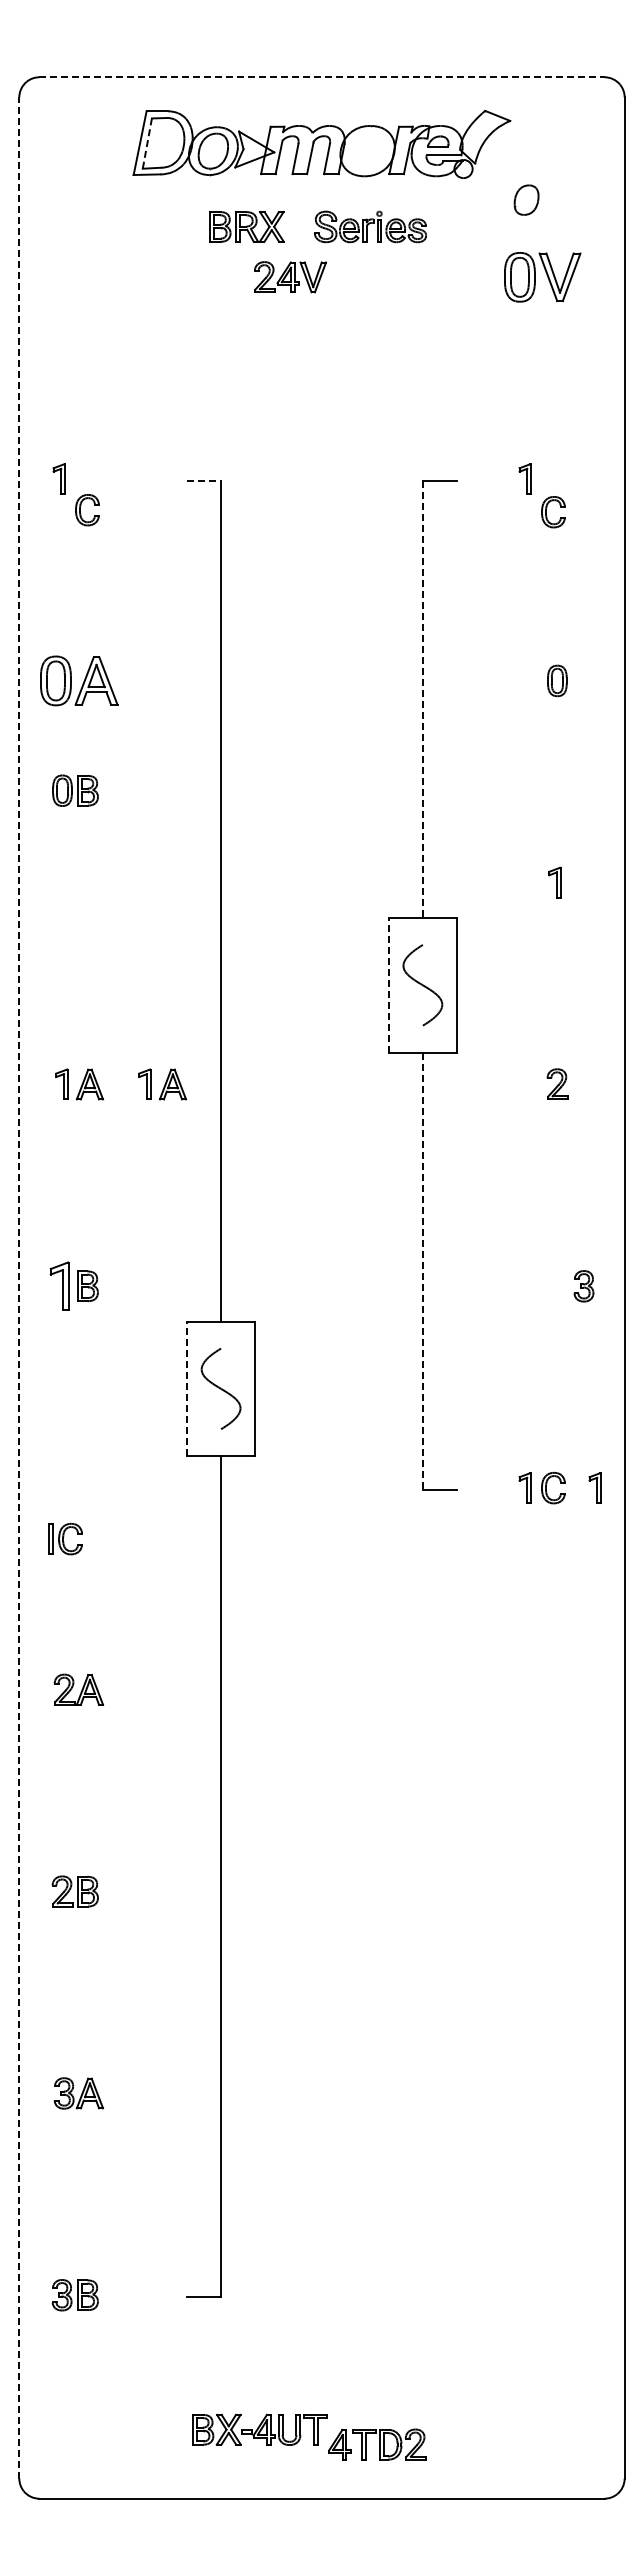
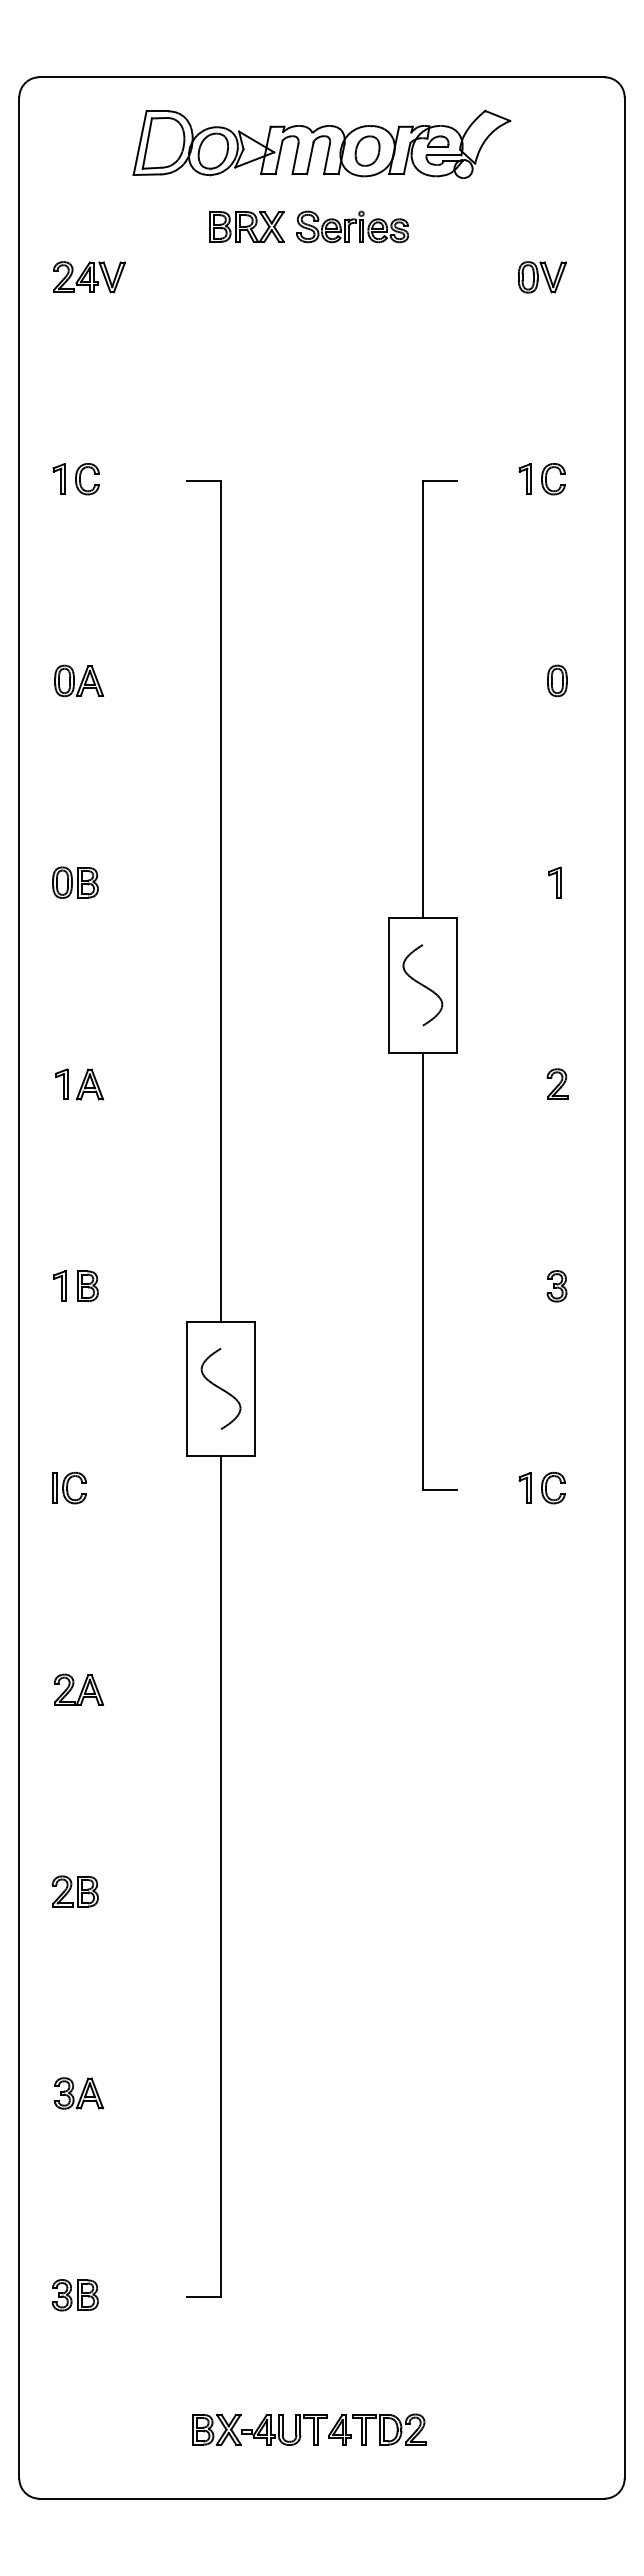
line: dashed -> solid (321, 77)
line: dashed -> solid (147, 143)
part position: (526, 199) -> (367, 150) (367, 150)
part position: (370, 226) -> (352, 226) (352, 226)
part position: (290, 277) -> (89, 277) (89, 277)
part size: 78x51 px -> 50x33 px (541, 277)
line: dashed -> solid (204, 480)
part position: (80, 510) -> (80, 479) (80, 479)
part position: (546, 512) -> (546, 479) (546, 479)
part size: 79x52 px -> 50x34 px (78, 680)
line: dashed -> solid (422, 699)
part position: (75, 790) -> (75, 882) (75, 882)
line: dashed -> solid (389, 984)
part: present -> none (162, 1084)
line: dashed -> solid (422, 1271)
part size: 21x50 px -> 14x32 px (59, 1285)
part position: (583, 1286) -> (556, 1286) (556, 1286)
line: dashed -> solid (19, 1287)
line: dashed -> solid (187, 1388)
part: present -> none (594, 1487)
part position: (65, 1539) -> (69, 1488) (69, 1488)
part position: (377, 2444) -> (377, 2429) (377, 2429)
